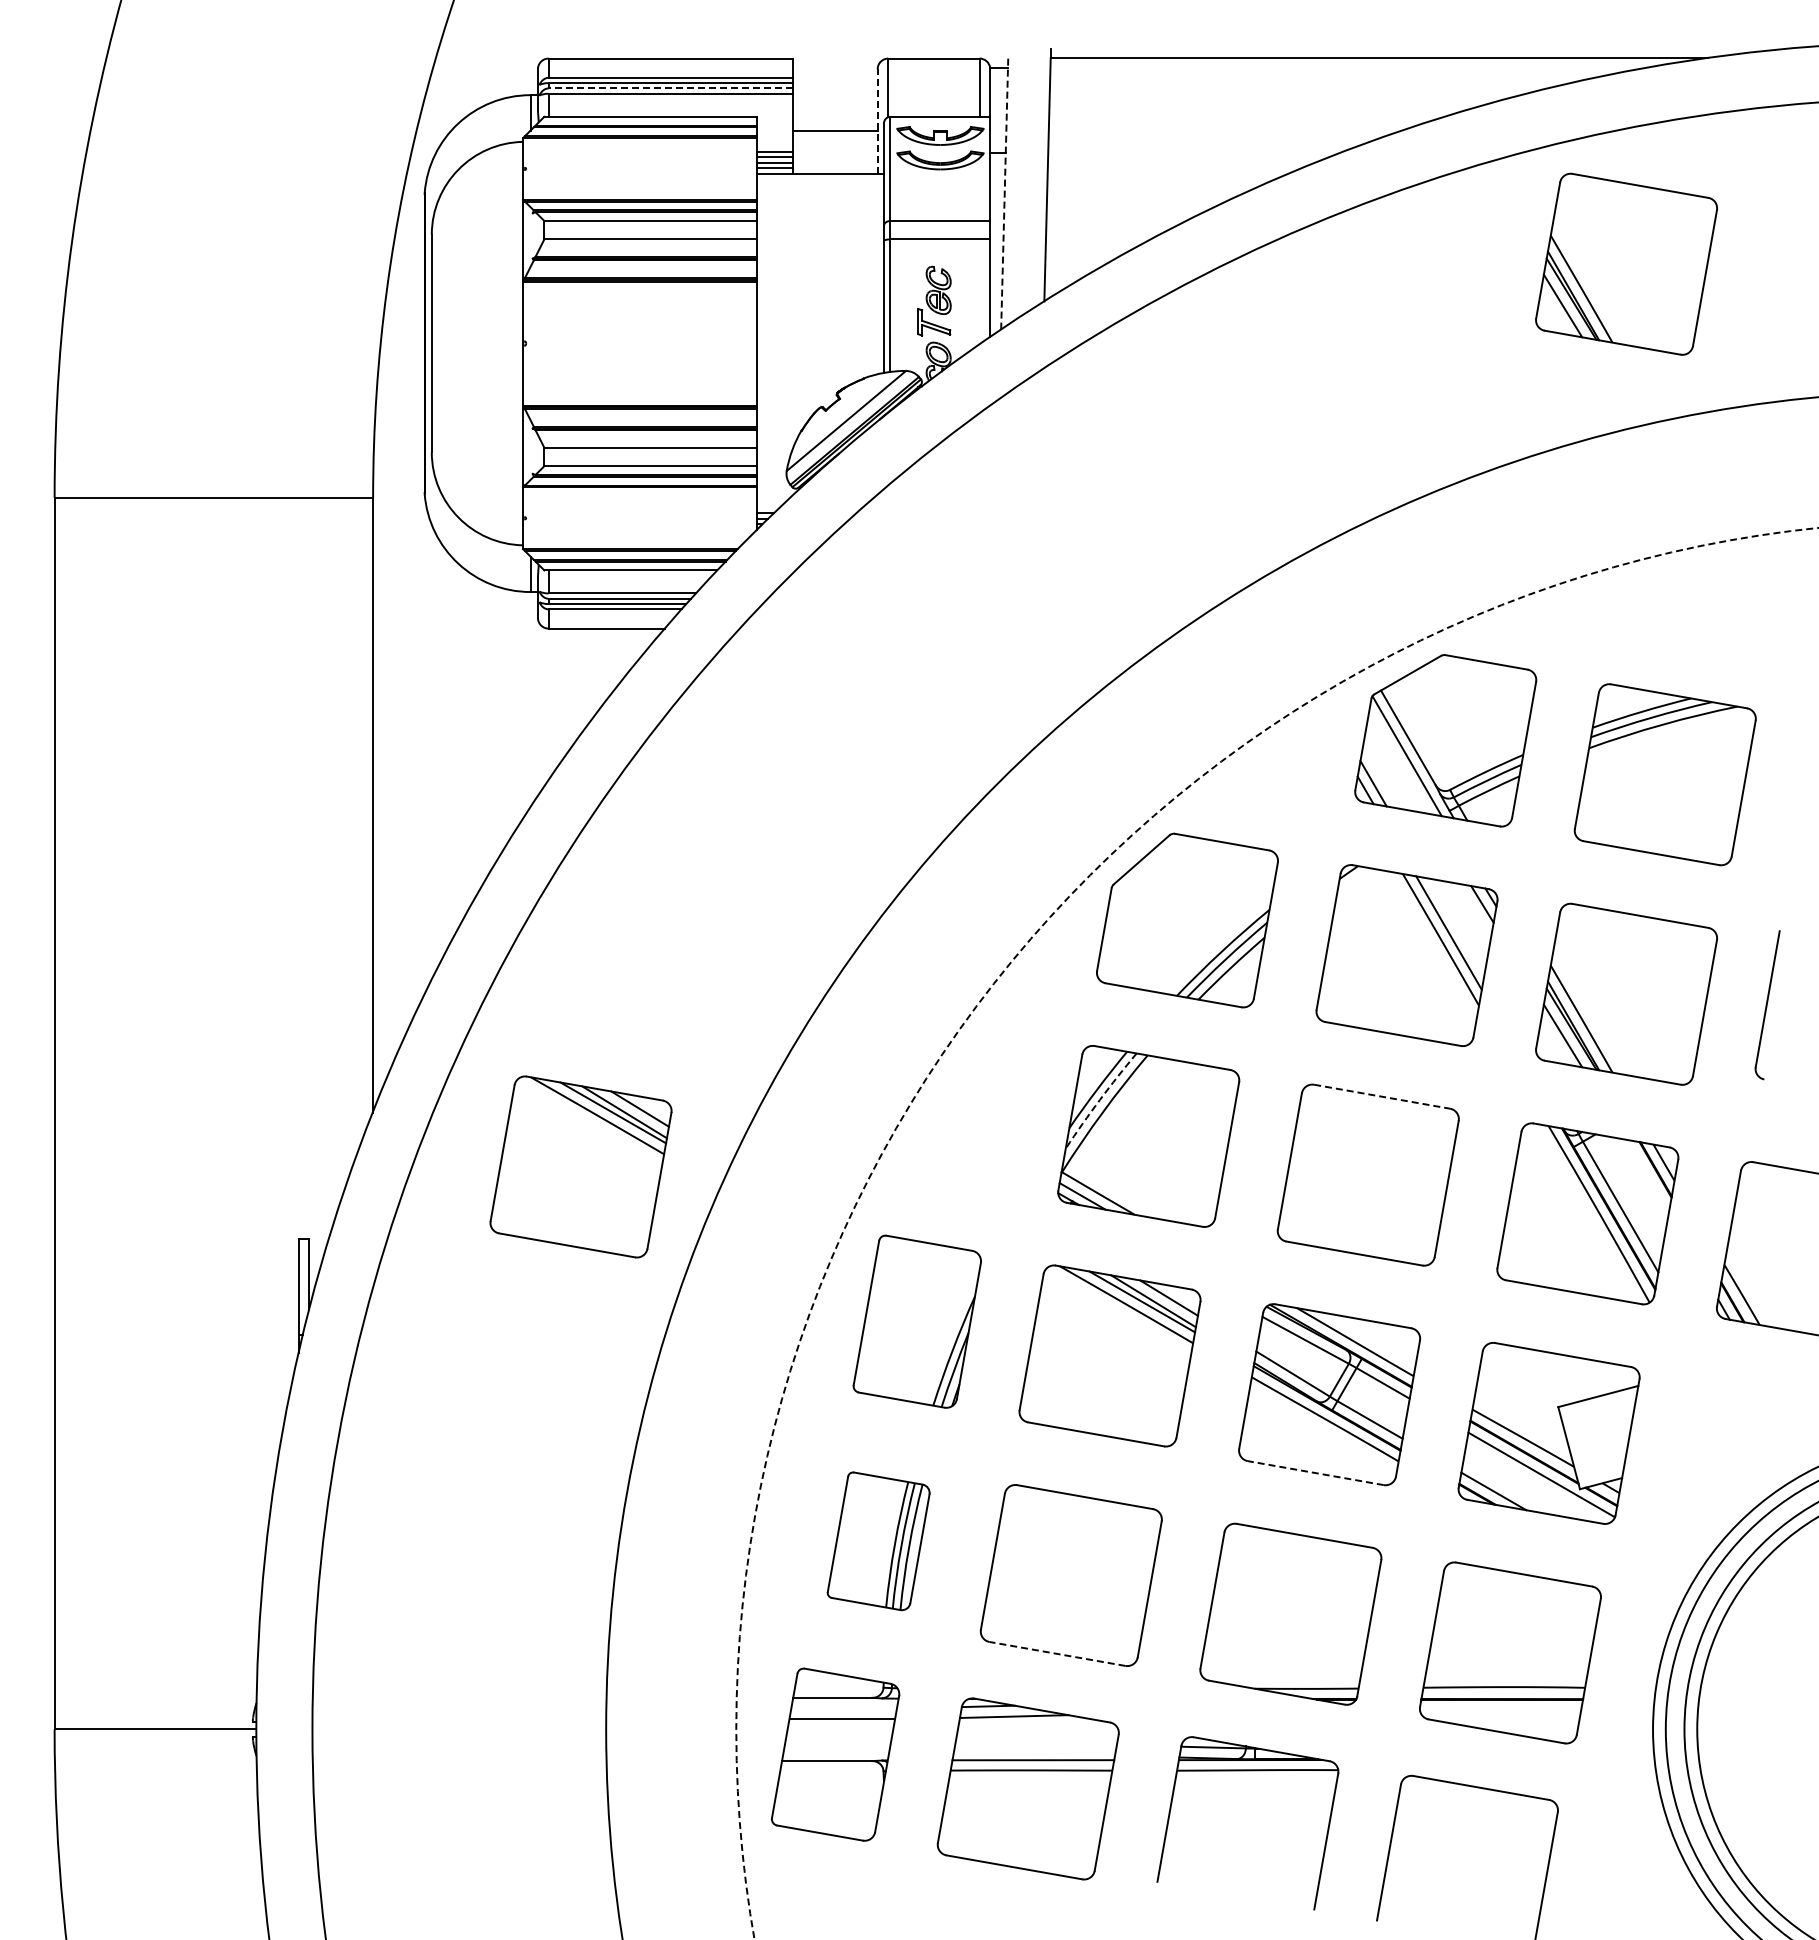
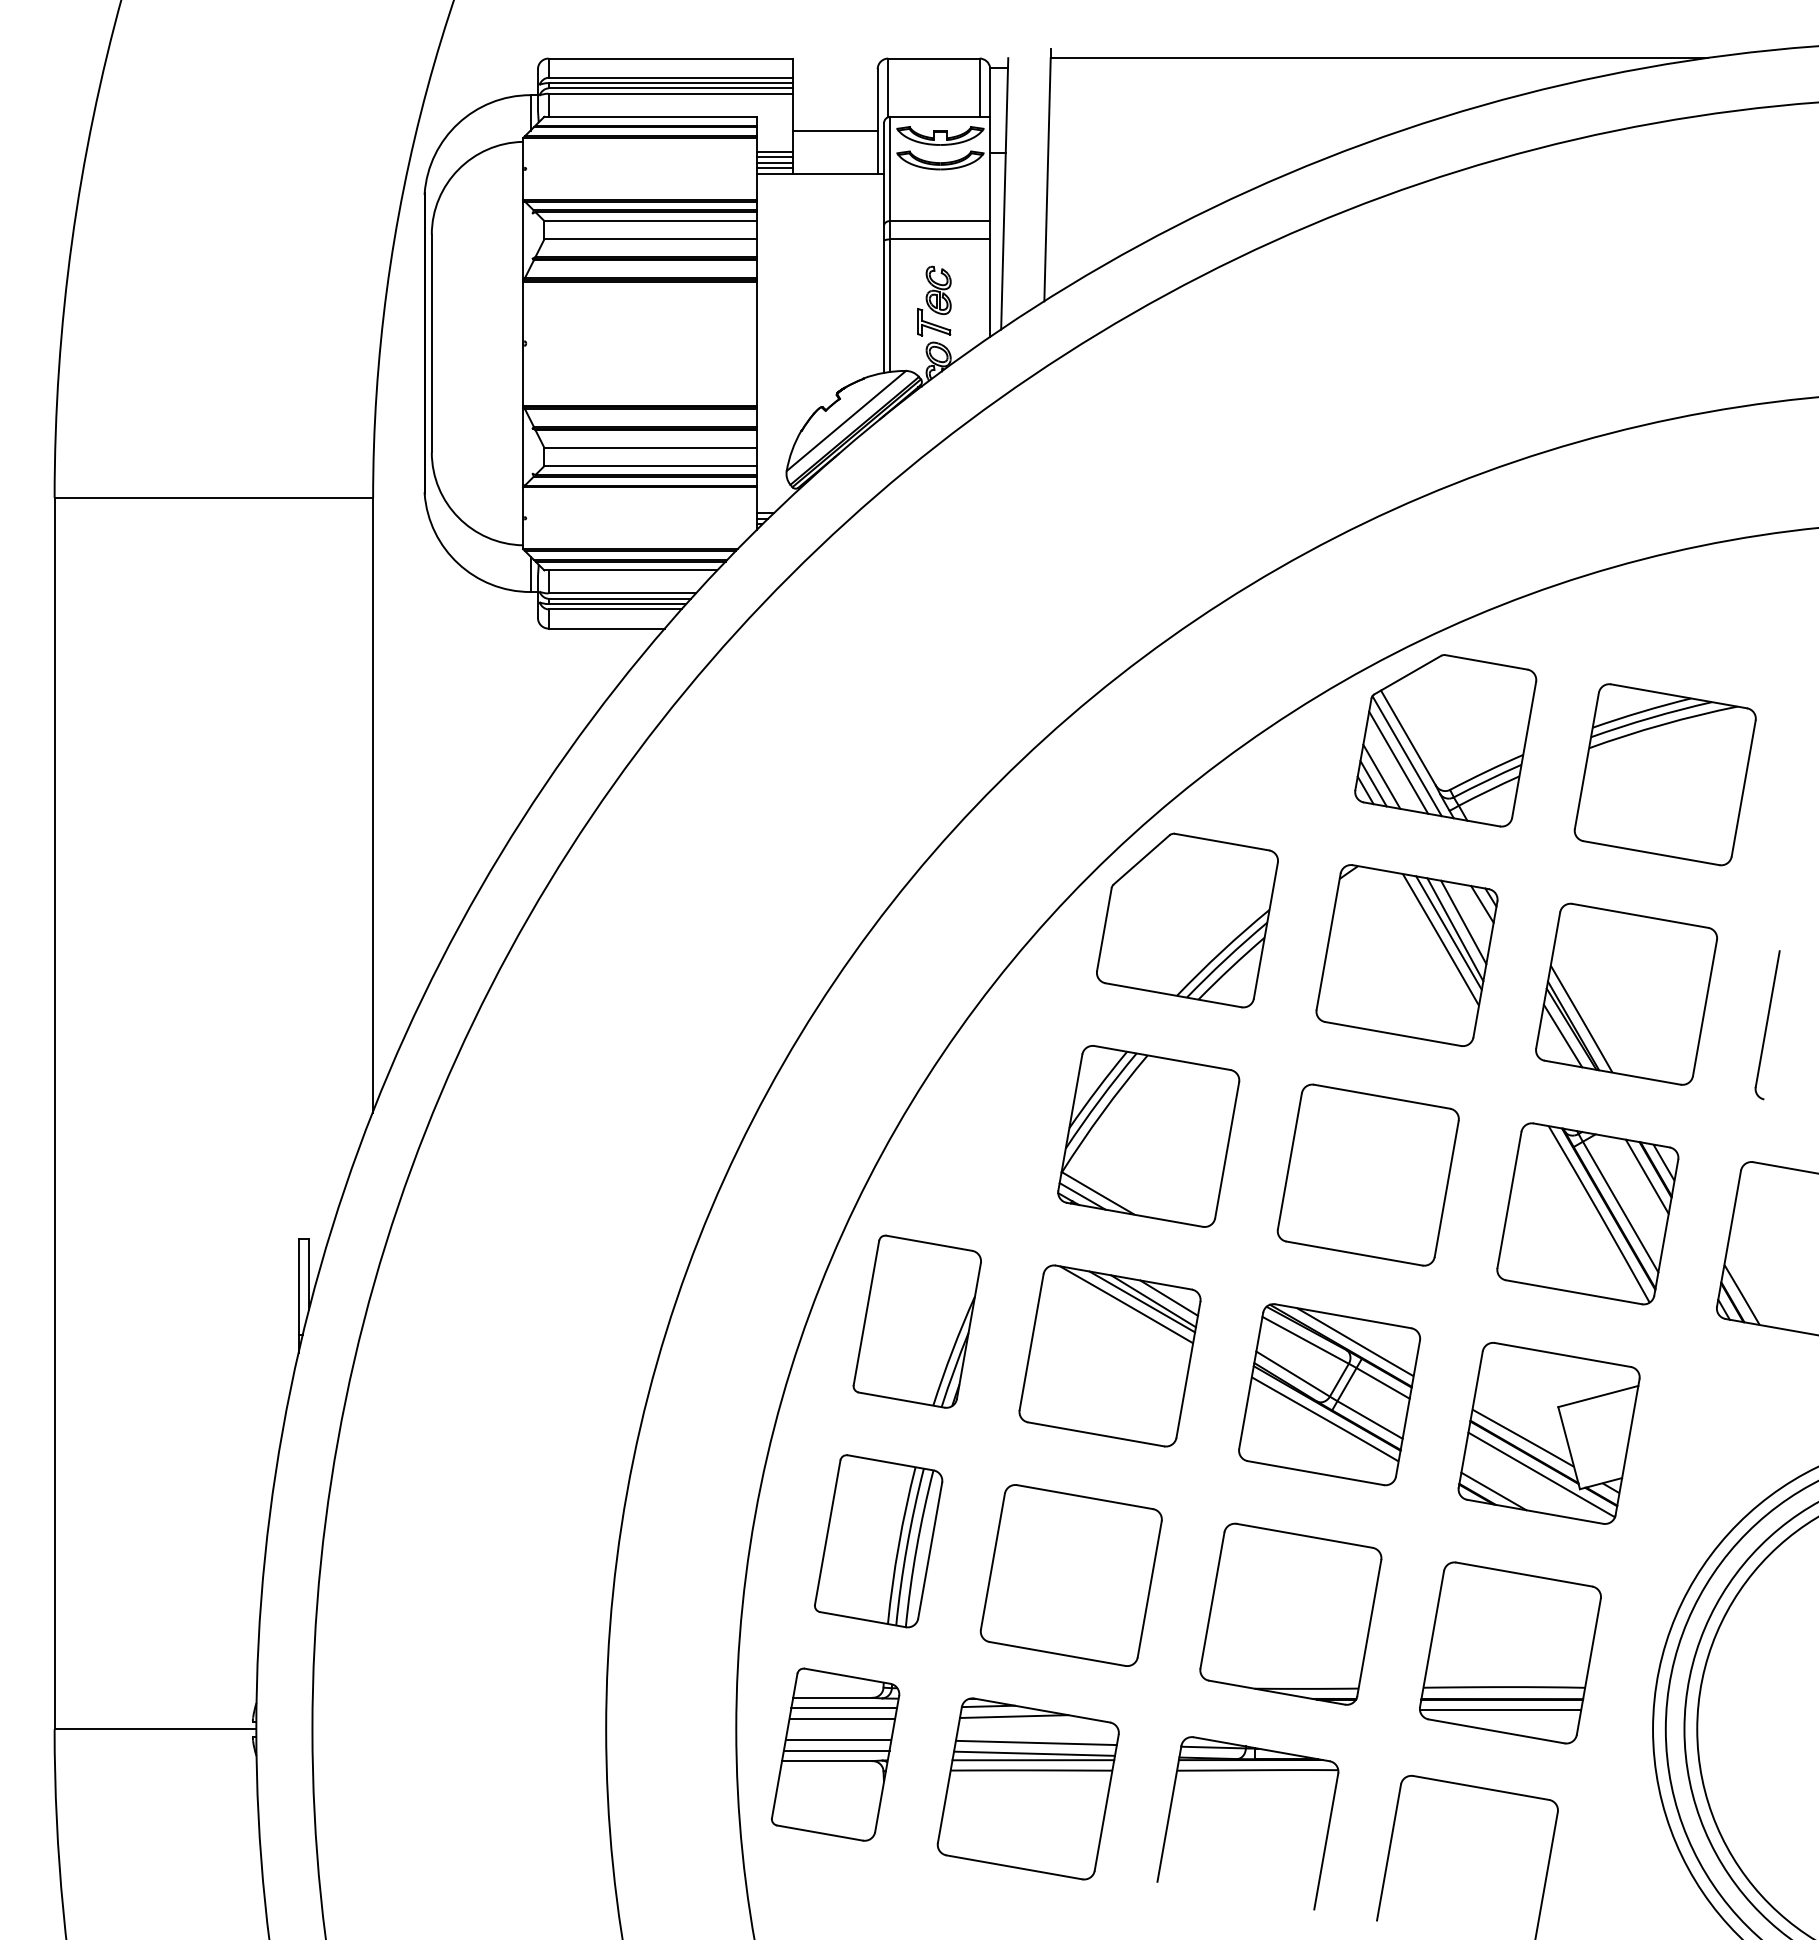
line: dashed -> solid (670, 88)
line: dashed -> solid (877, 120)
line: dashed -> solid (1004, 193)
part: present -> none (1626, 263)
line: none -> present (1398, 762)
line: none -> present (1381, 776)
line: none -> present (1463, 922)
line: none -> present (1455, 929)
part position: (1767, 1005) -> (1767, 1025) (1767, 1025)
line: dashed -> solid (1382, 1096)
arc: dashed -> solid (1099, 1100)
part: present -> none (580, 1166)
line: none -> present (1646, 1176)
circle: dashed -> solid (1277, 1233)
line: dashed -> solid (1315, 1473)
part size: 105x141 px -> 130x175 px (878, 1541)
line: dashed -> solid (1057, 1653)
line: none -> present (844, 1708)
line: none -> present (1500, 1710)
line: none -> present (838, 1740)
line: none -> present (1035, 1742)
line: none -> present (836, 1750)
line: none -> present (1034, 1753)
